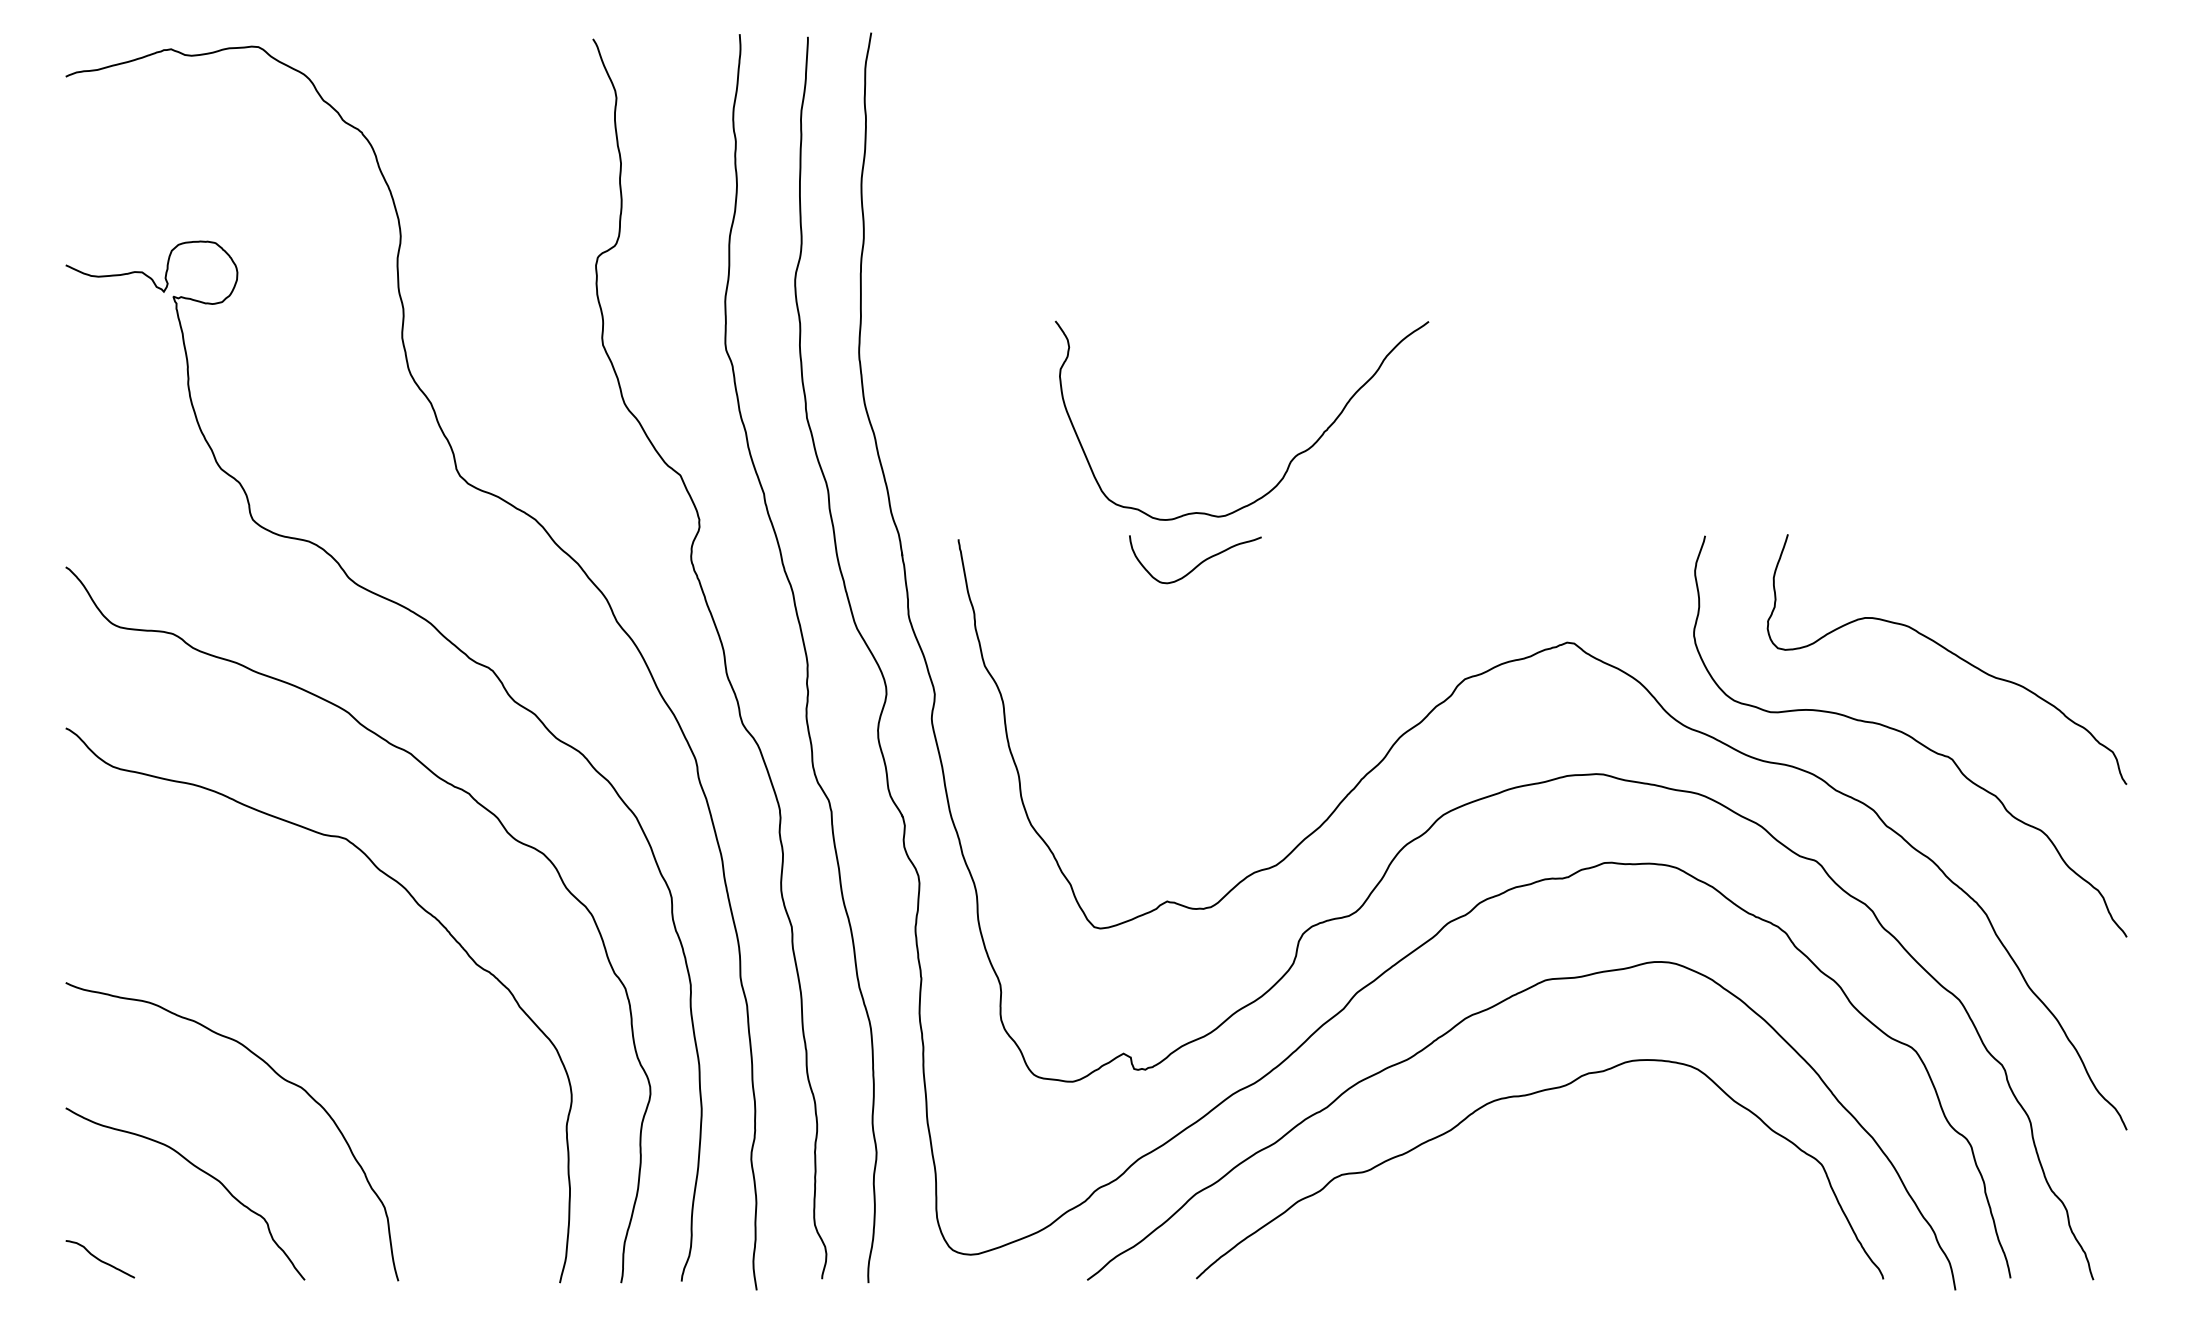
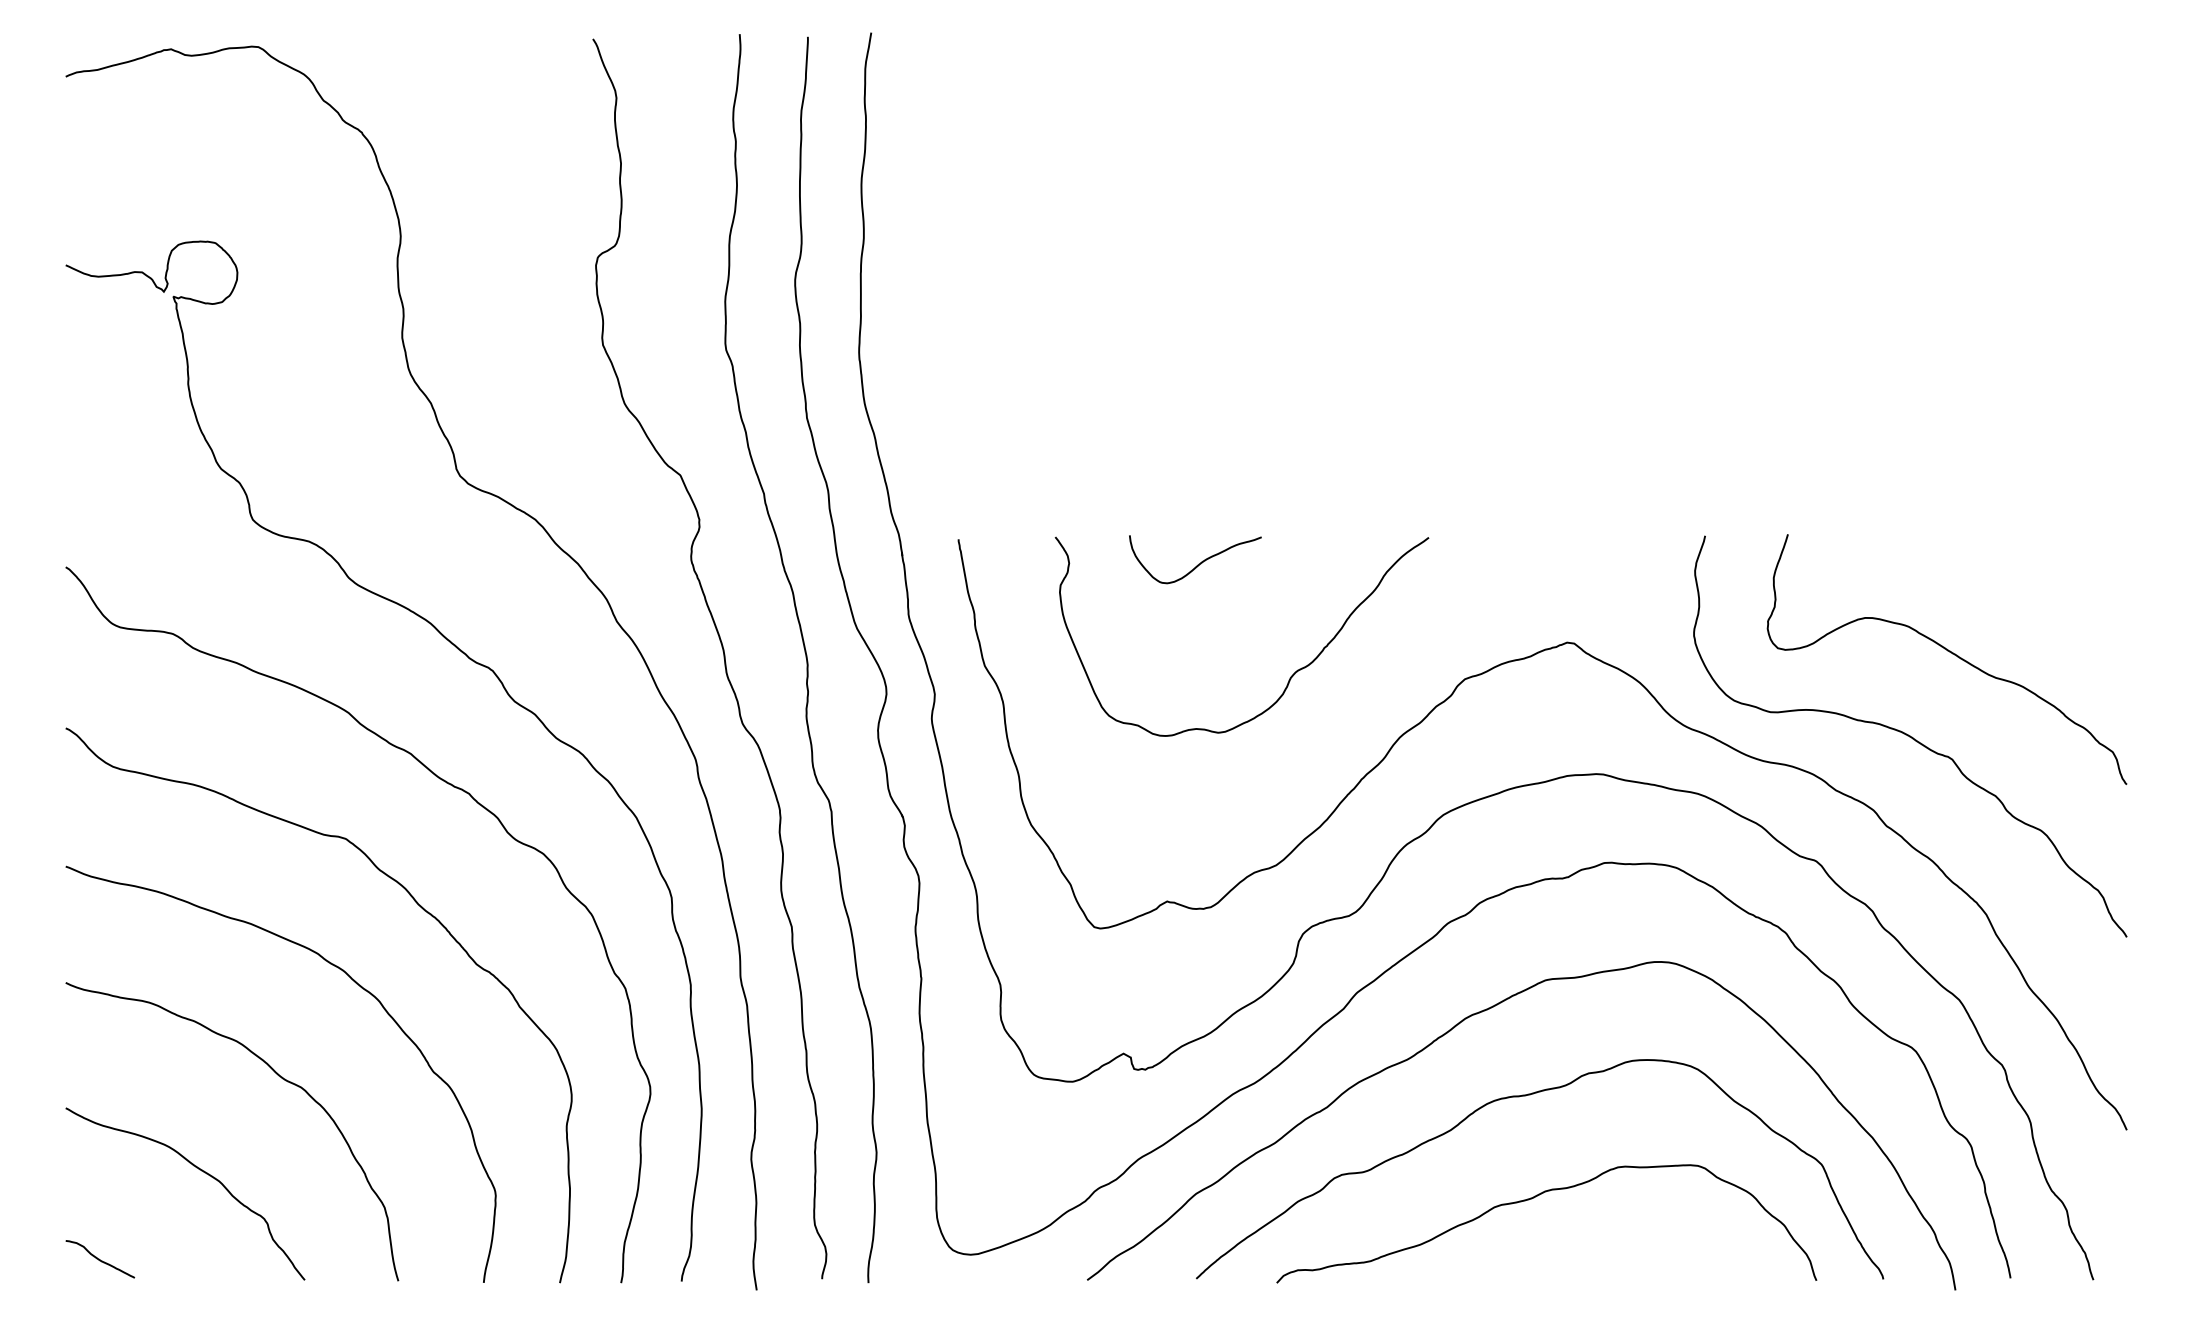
curve position: (1290, 460) -> (1290, 676) (1290, 676)
curve: none -> present (356, 984)
curve: none -> present (1534, 1198)
